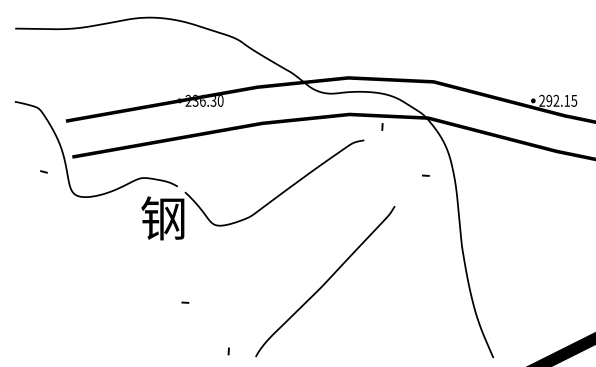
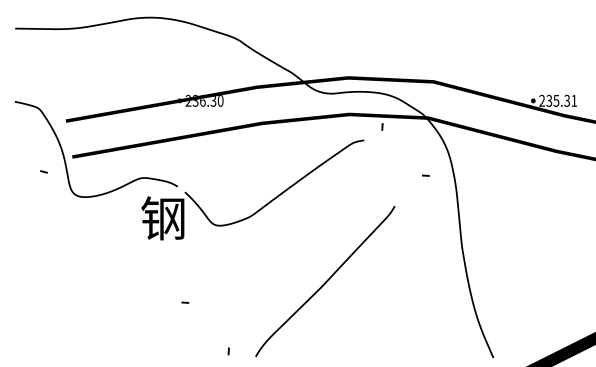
text: 292.15 -> 235.31 (561, 100)
